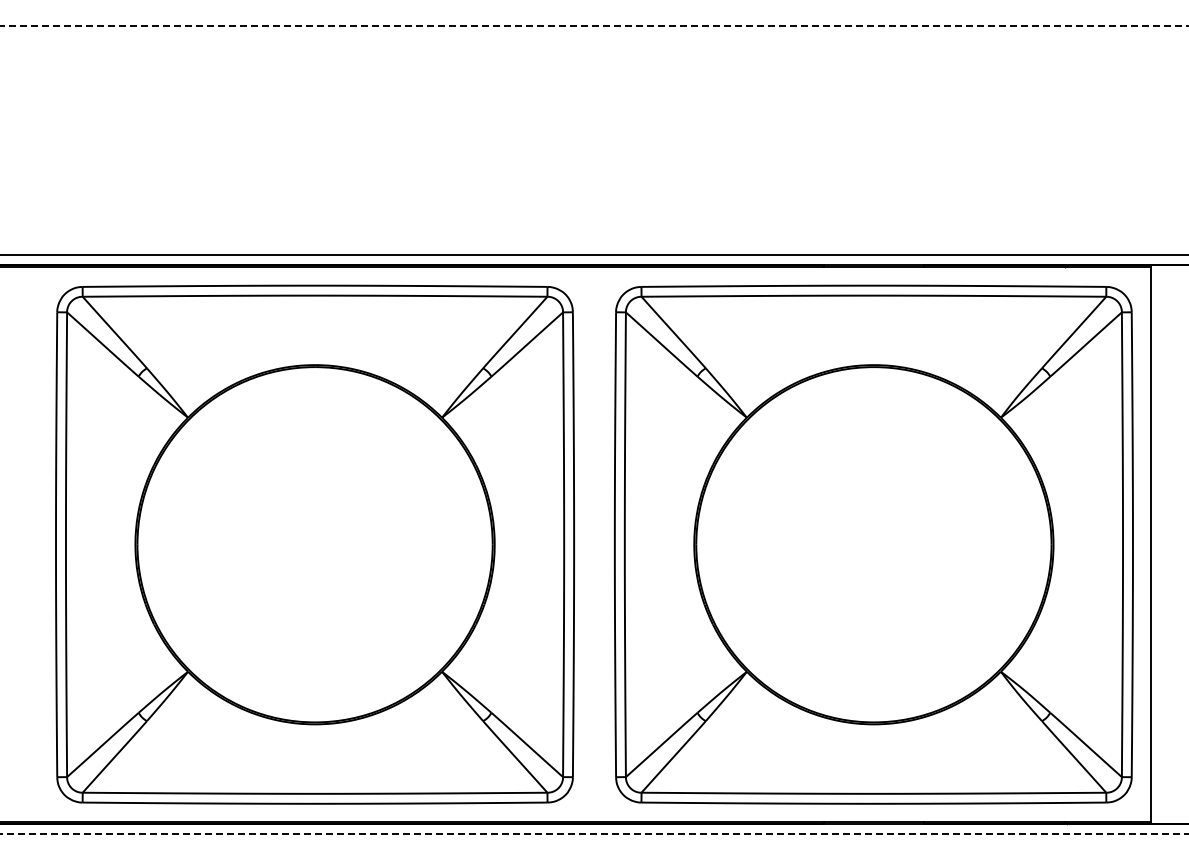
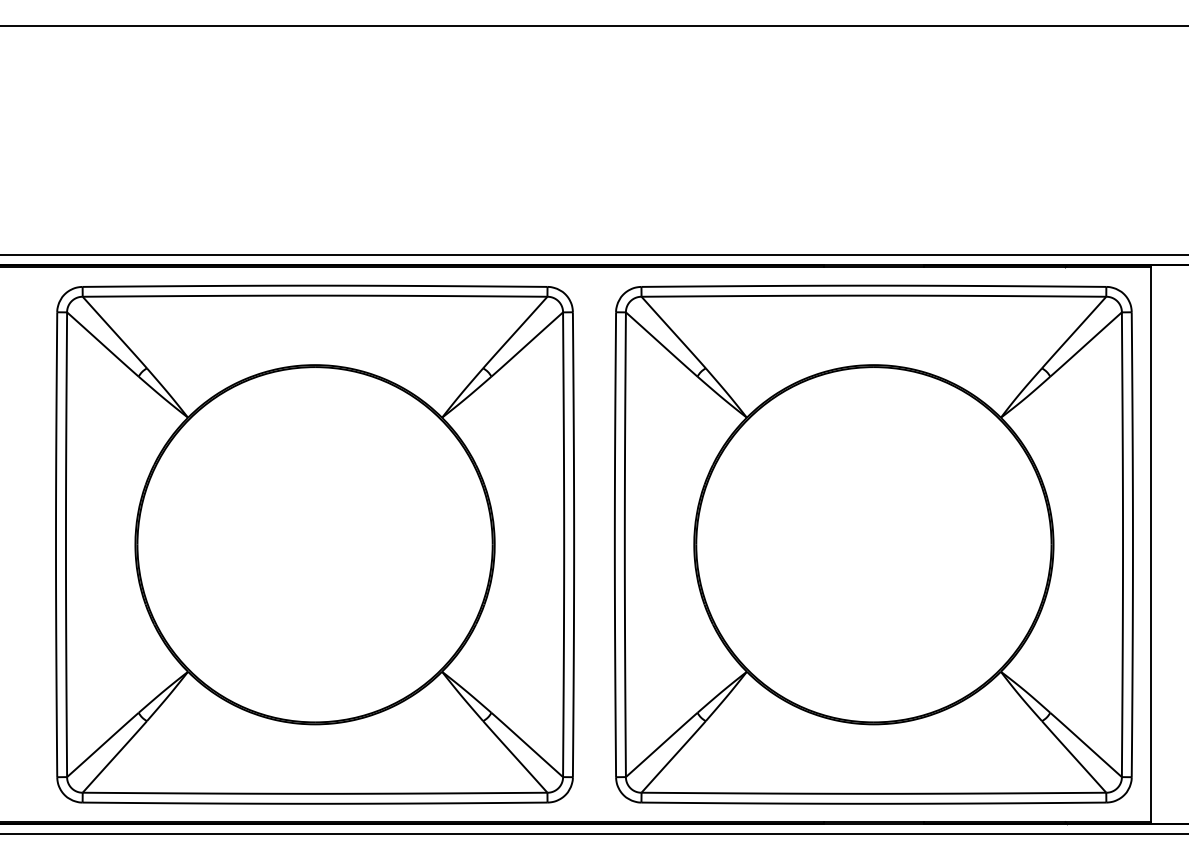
line: dashed -> solid (593, 25)
line: dashed -> solid (594, 834)
